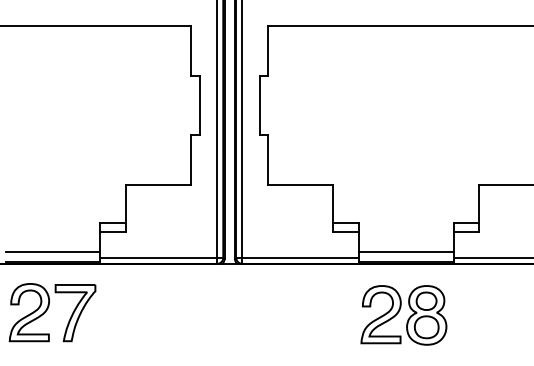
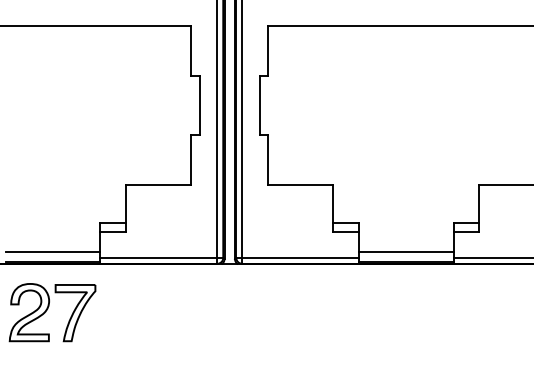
part: present -> none (403, 315)
